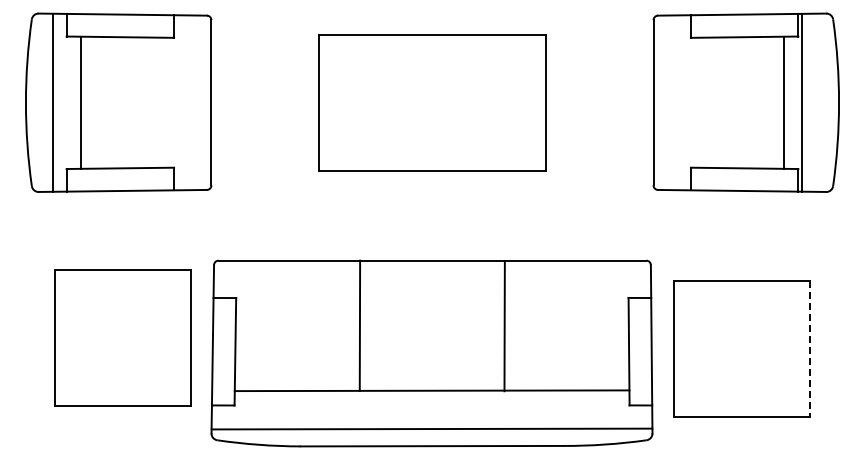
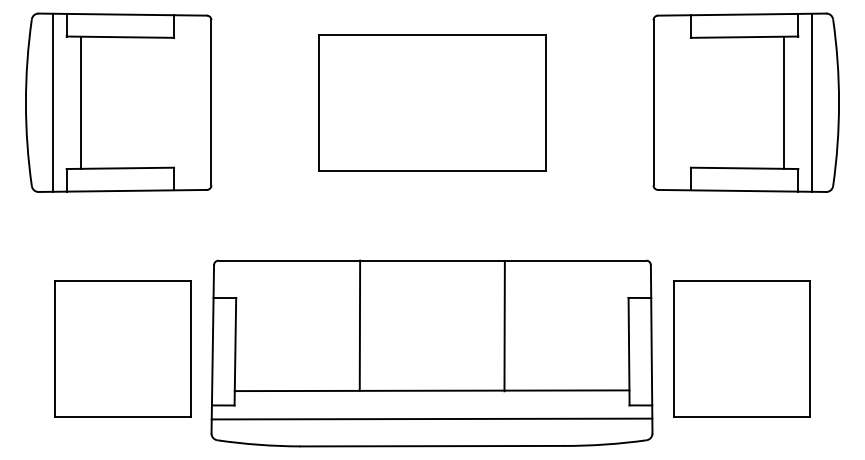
line position: (801, 102) -> (811, 102) (811, 102)
part position: (122, 337) -> (122, 348) (122, 348)
line: dashed -> solid (810, 349)
line position: (431, 428) -> (431, 418) (431, 418)
